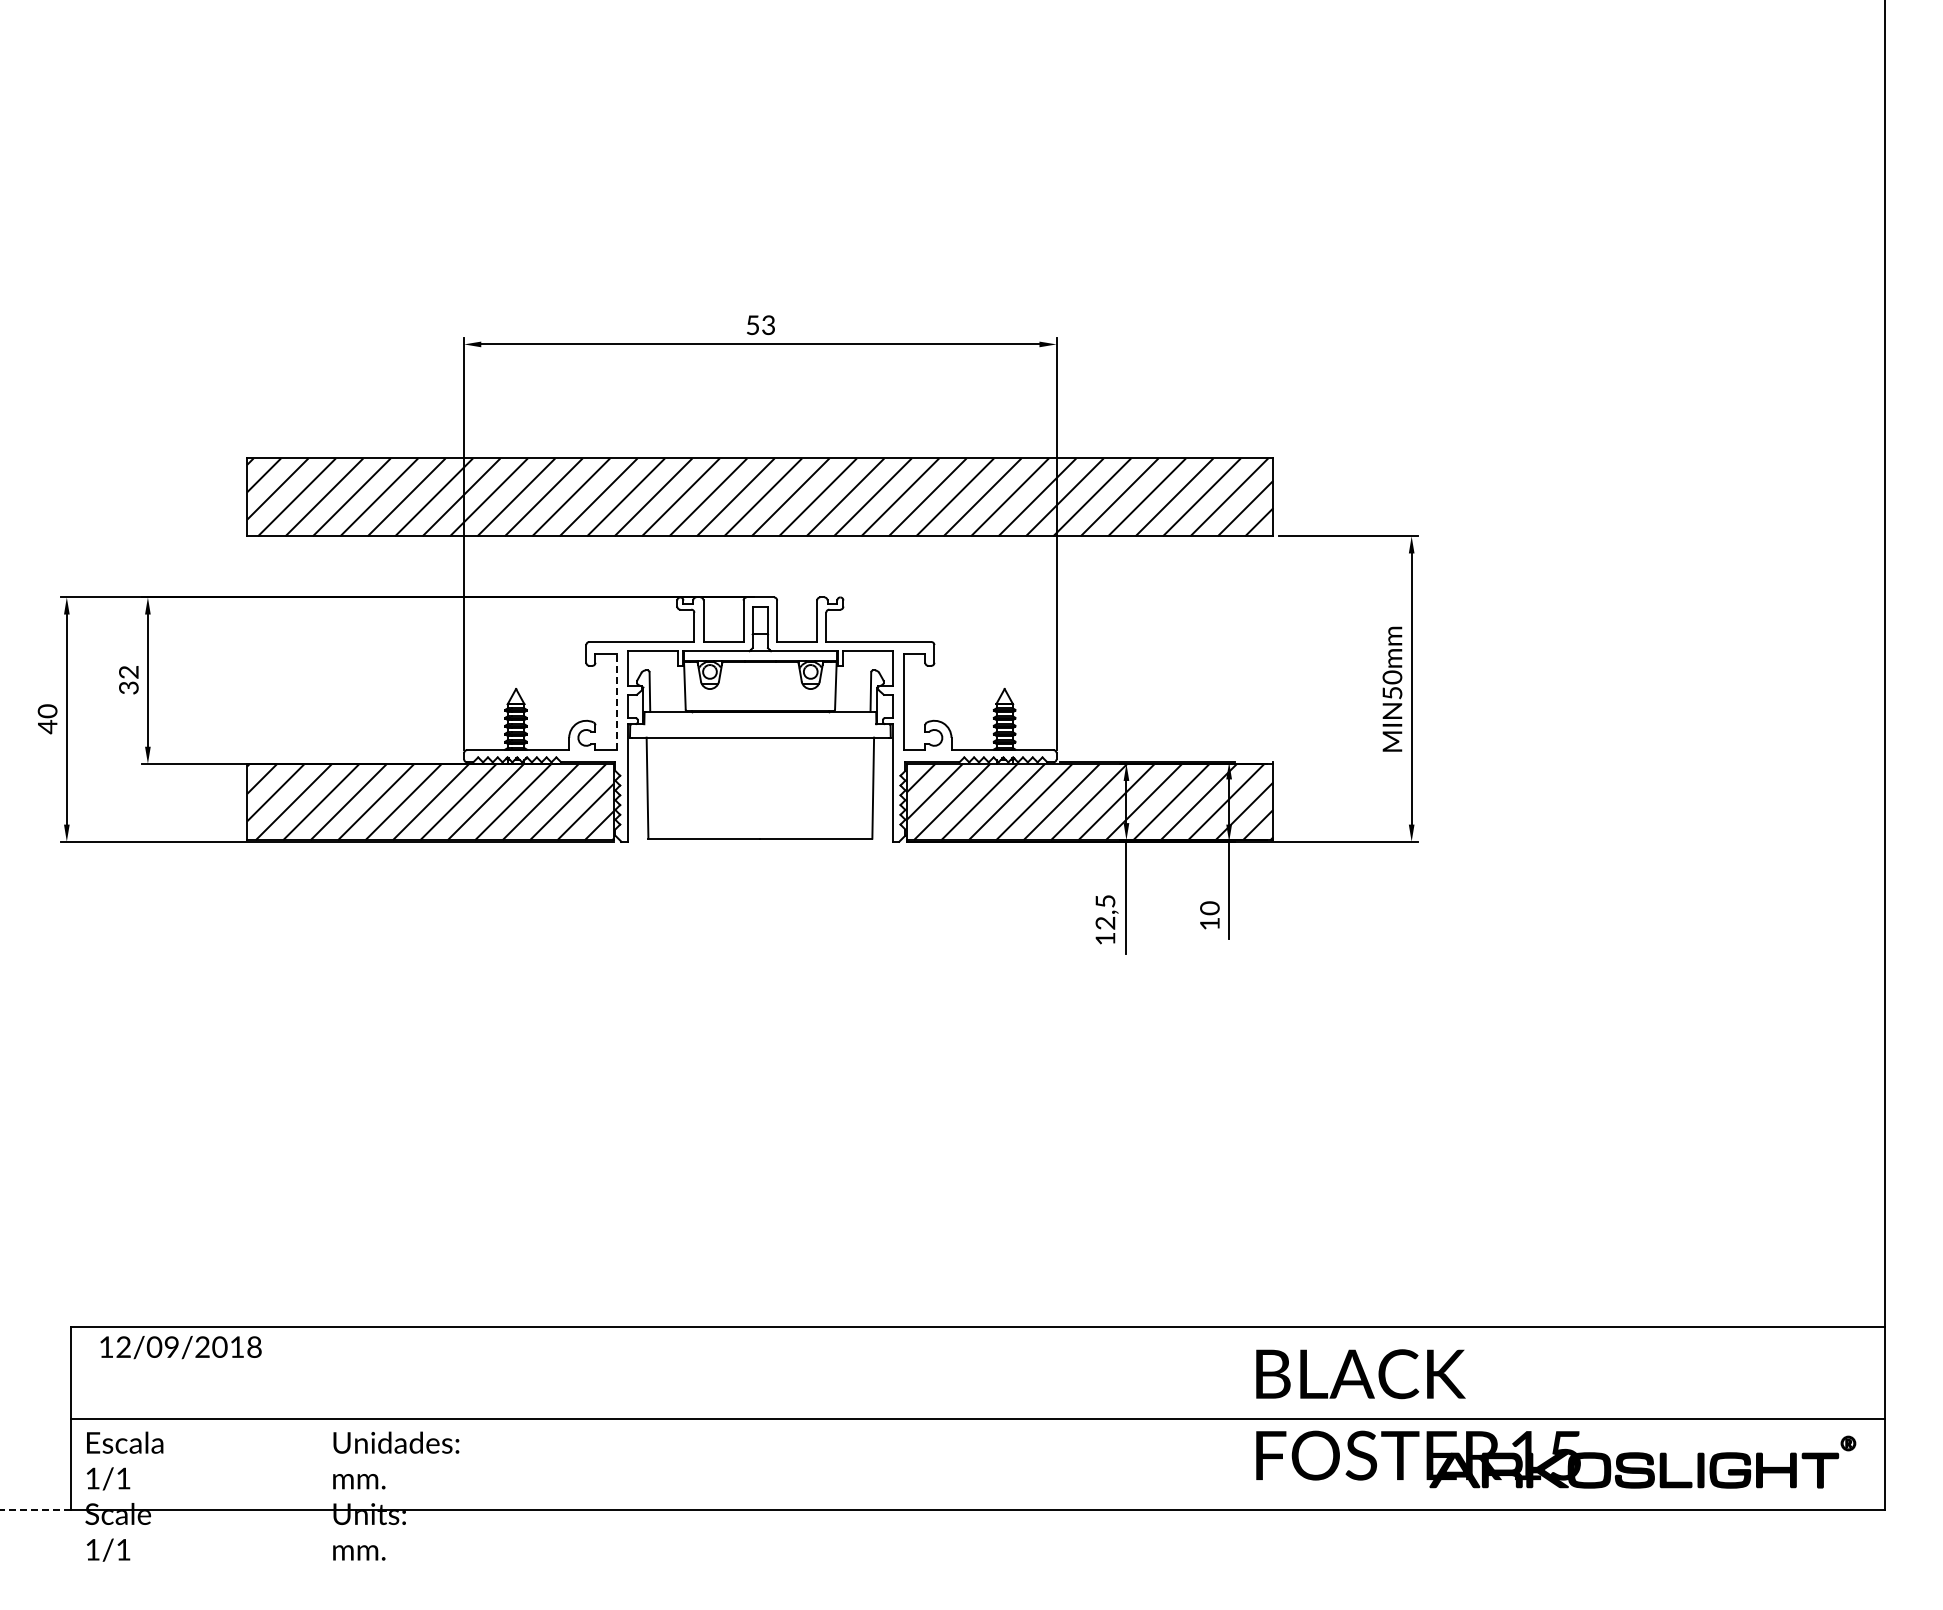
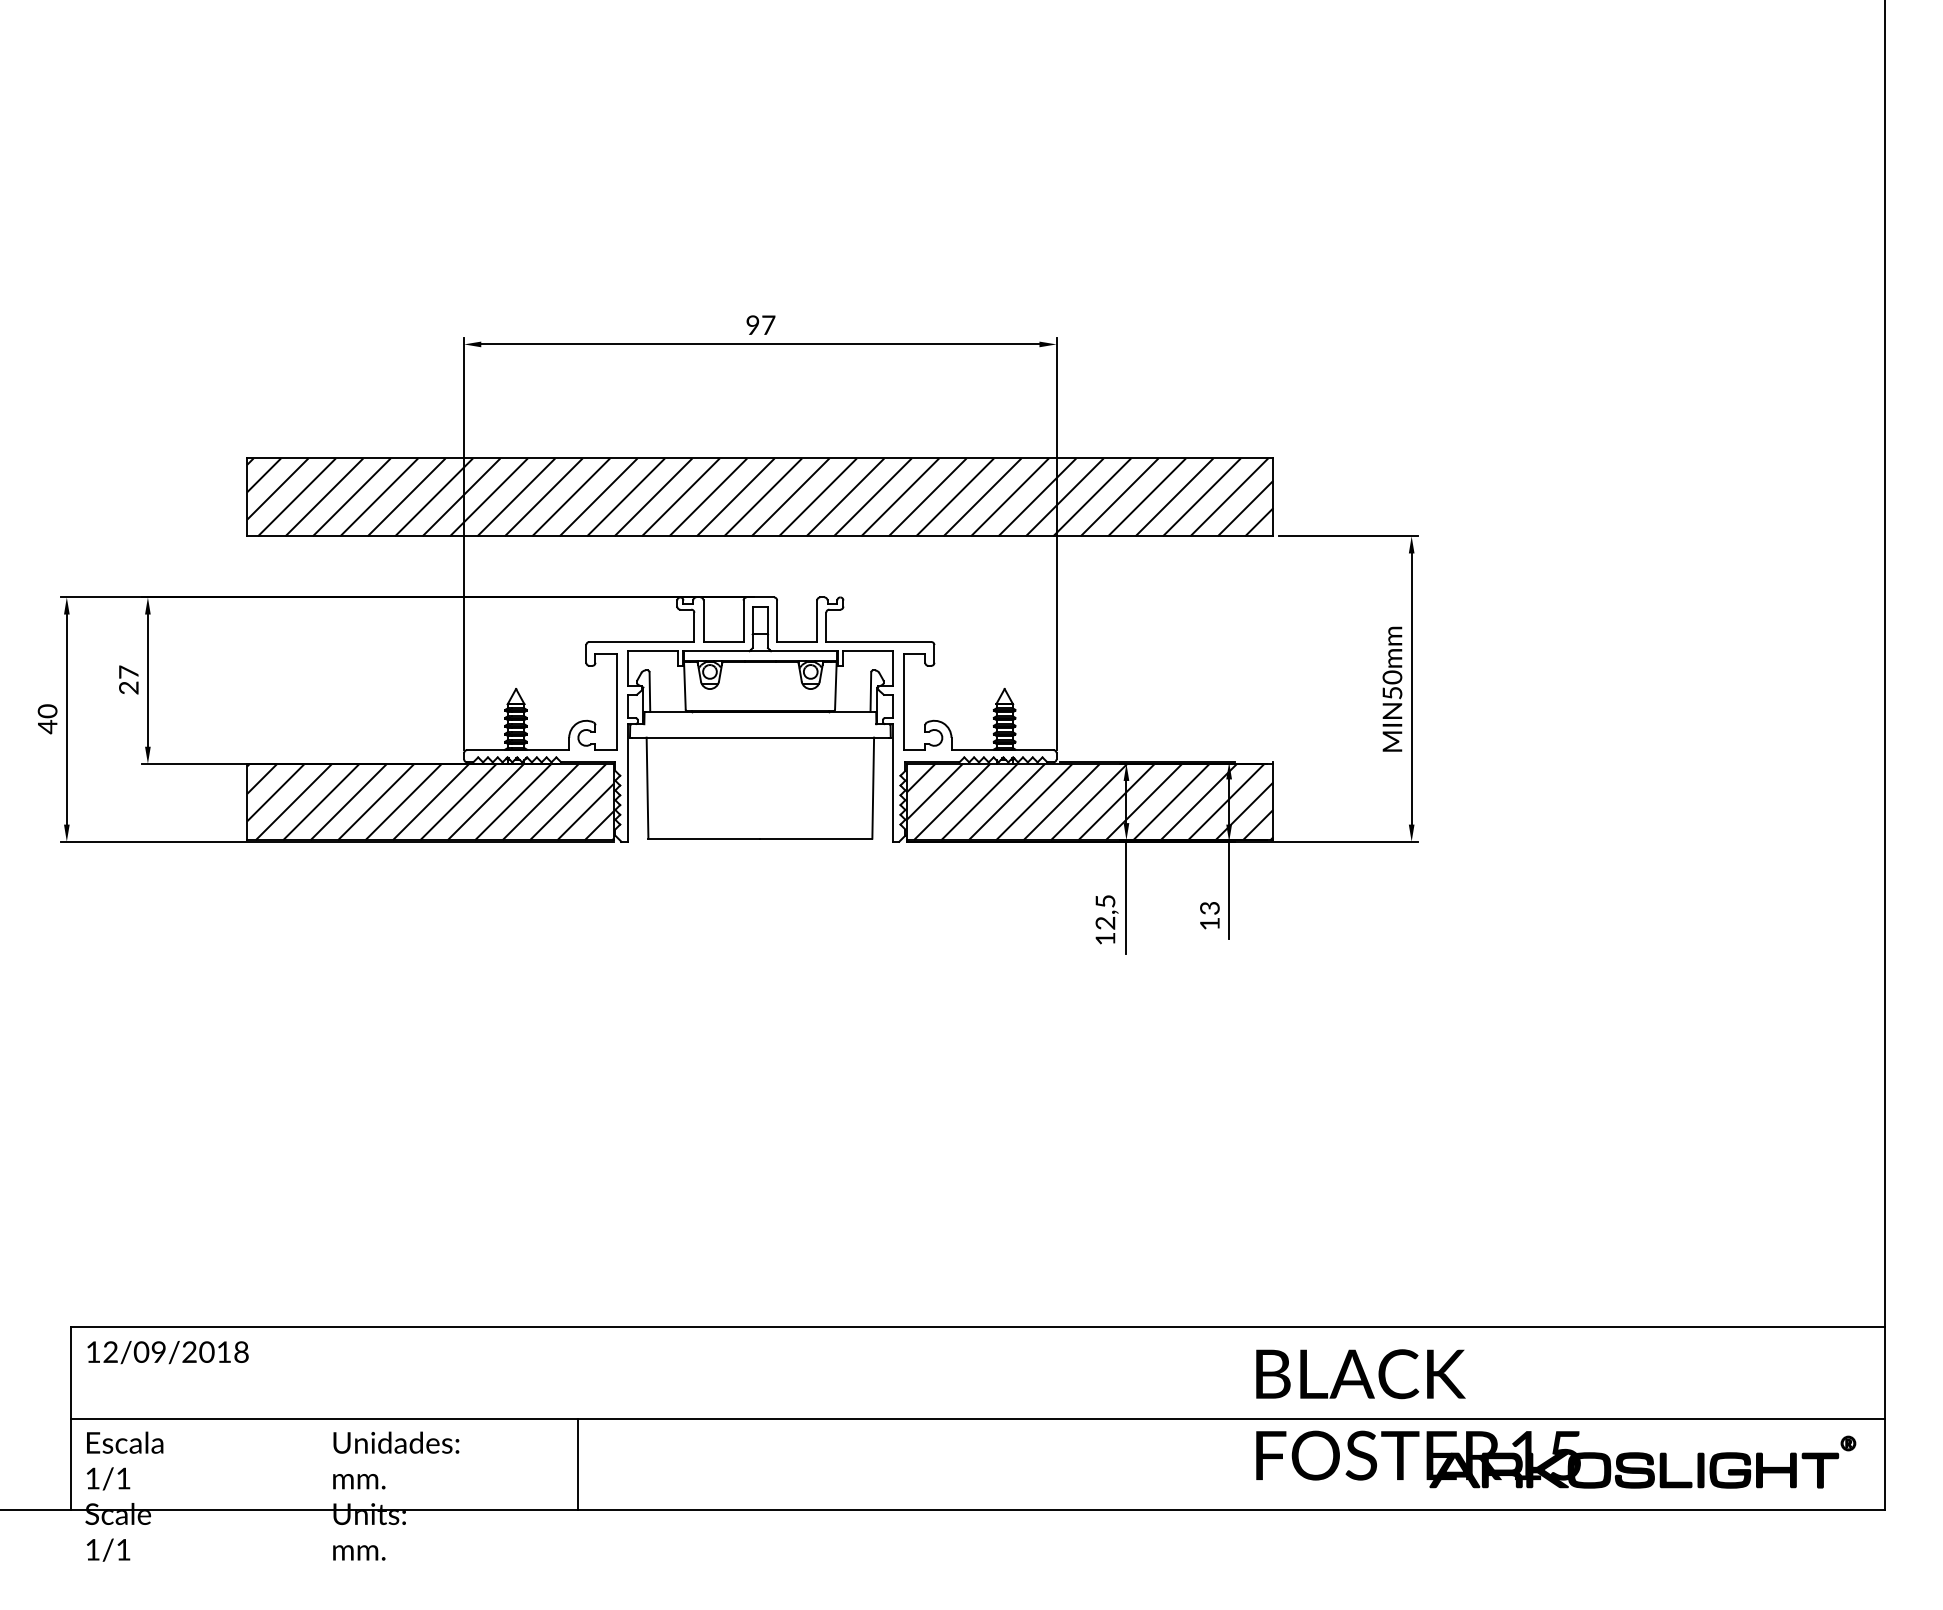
text: 53 -> 97 (760, 325)
text: 32 -> 27 (128, 679)
line: dashed -> solid (616, 701)
text: 10 -> 13 (1209, 908)
text position: (180, 1347) -> (167, 1352) (167, 1352)
line: none -> present (578, 1464)
line: dashed -> solid (35, 1510)
